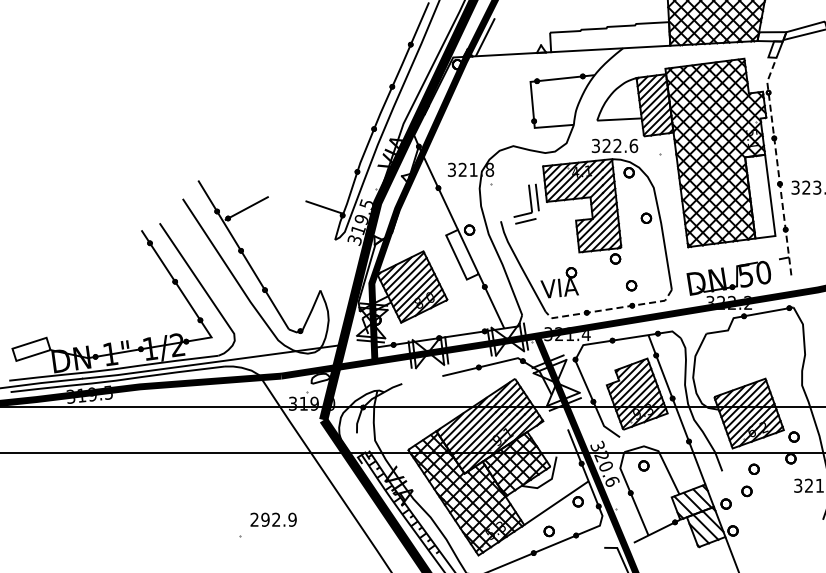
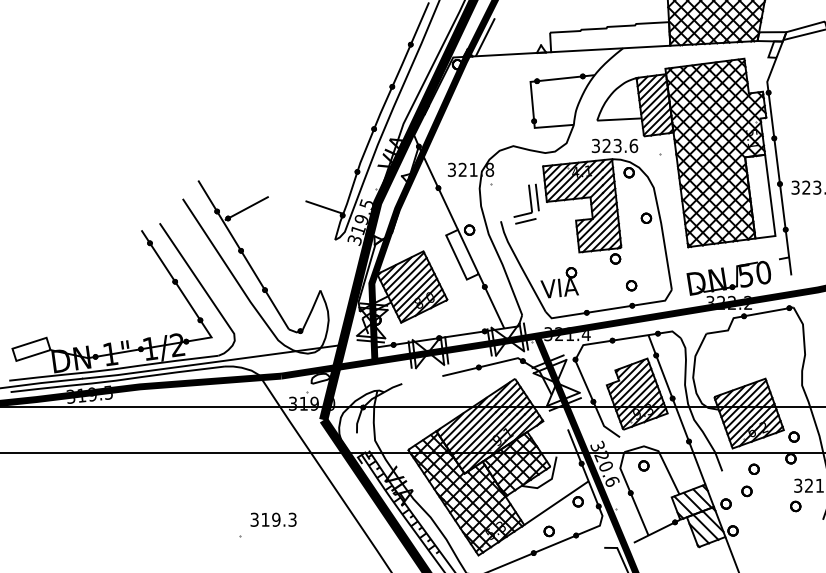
text: 322.6 -> 323.6 (617, 146)
line: dashed -> solid (777, 165)
line: dashed -> solid (609, 309)
part: none -> present (795, 506)
text: 292.9 -> 319.3 (273, 519)
